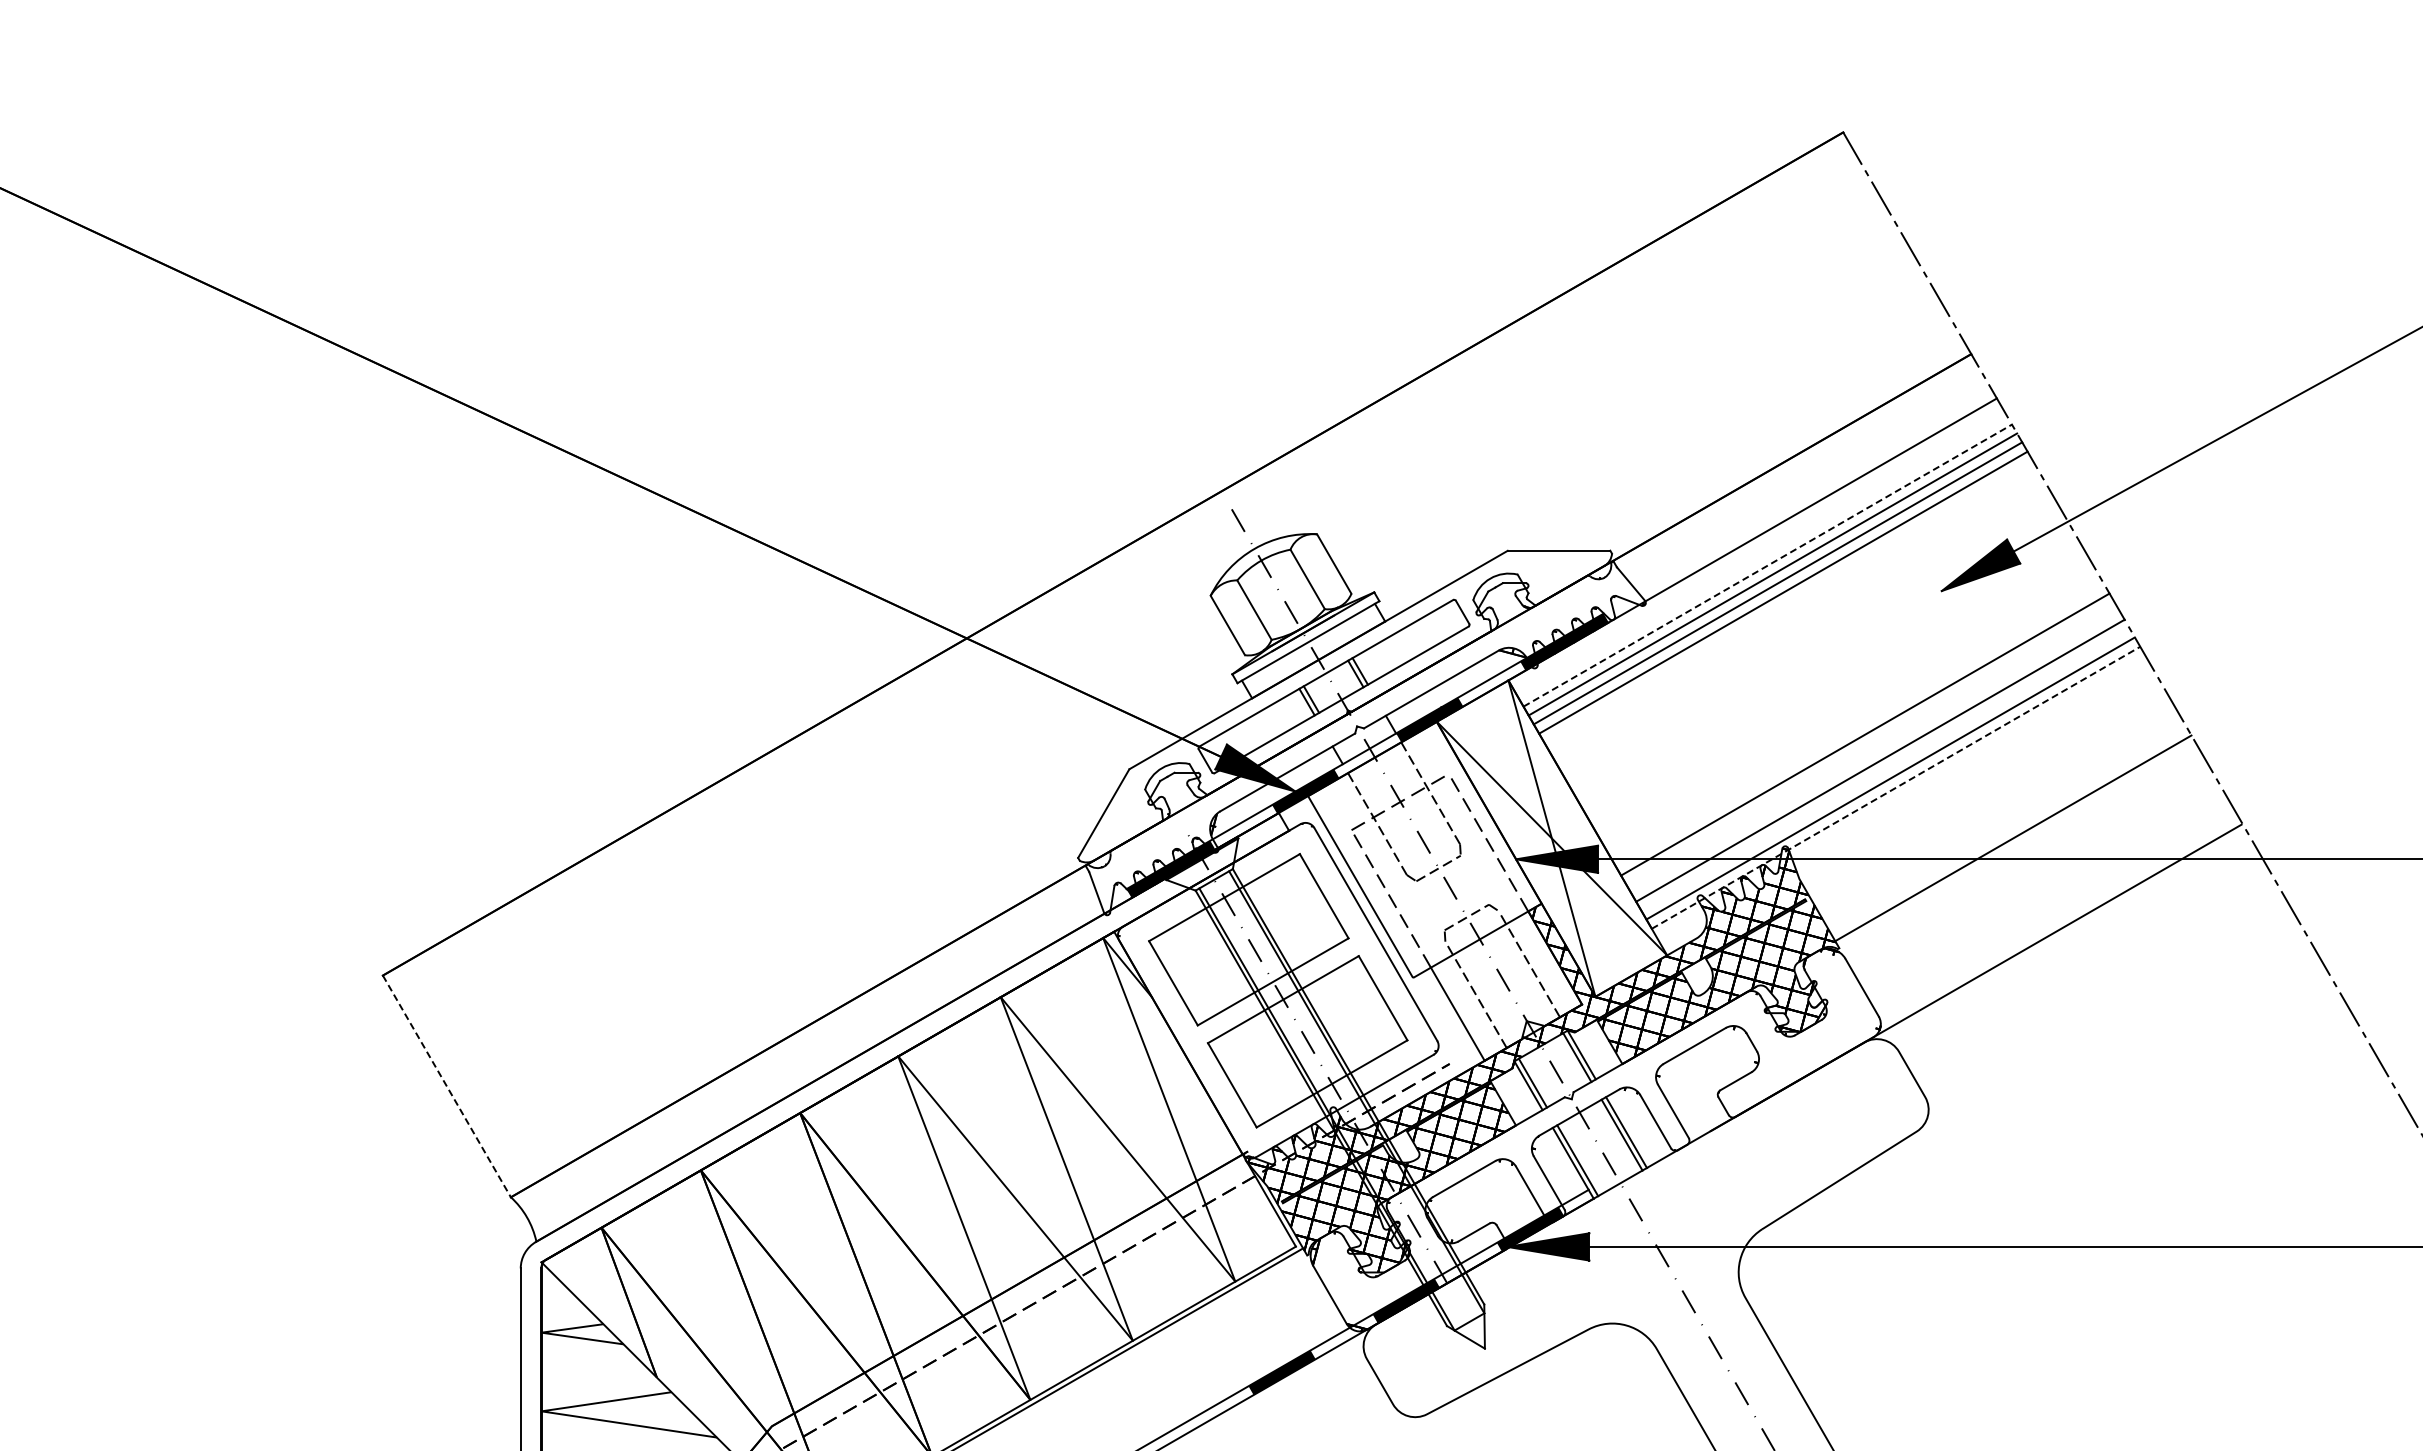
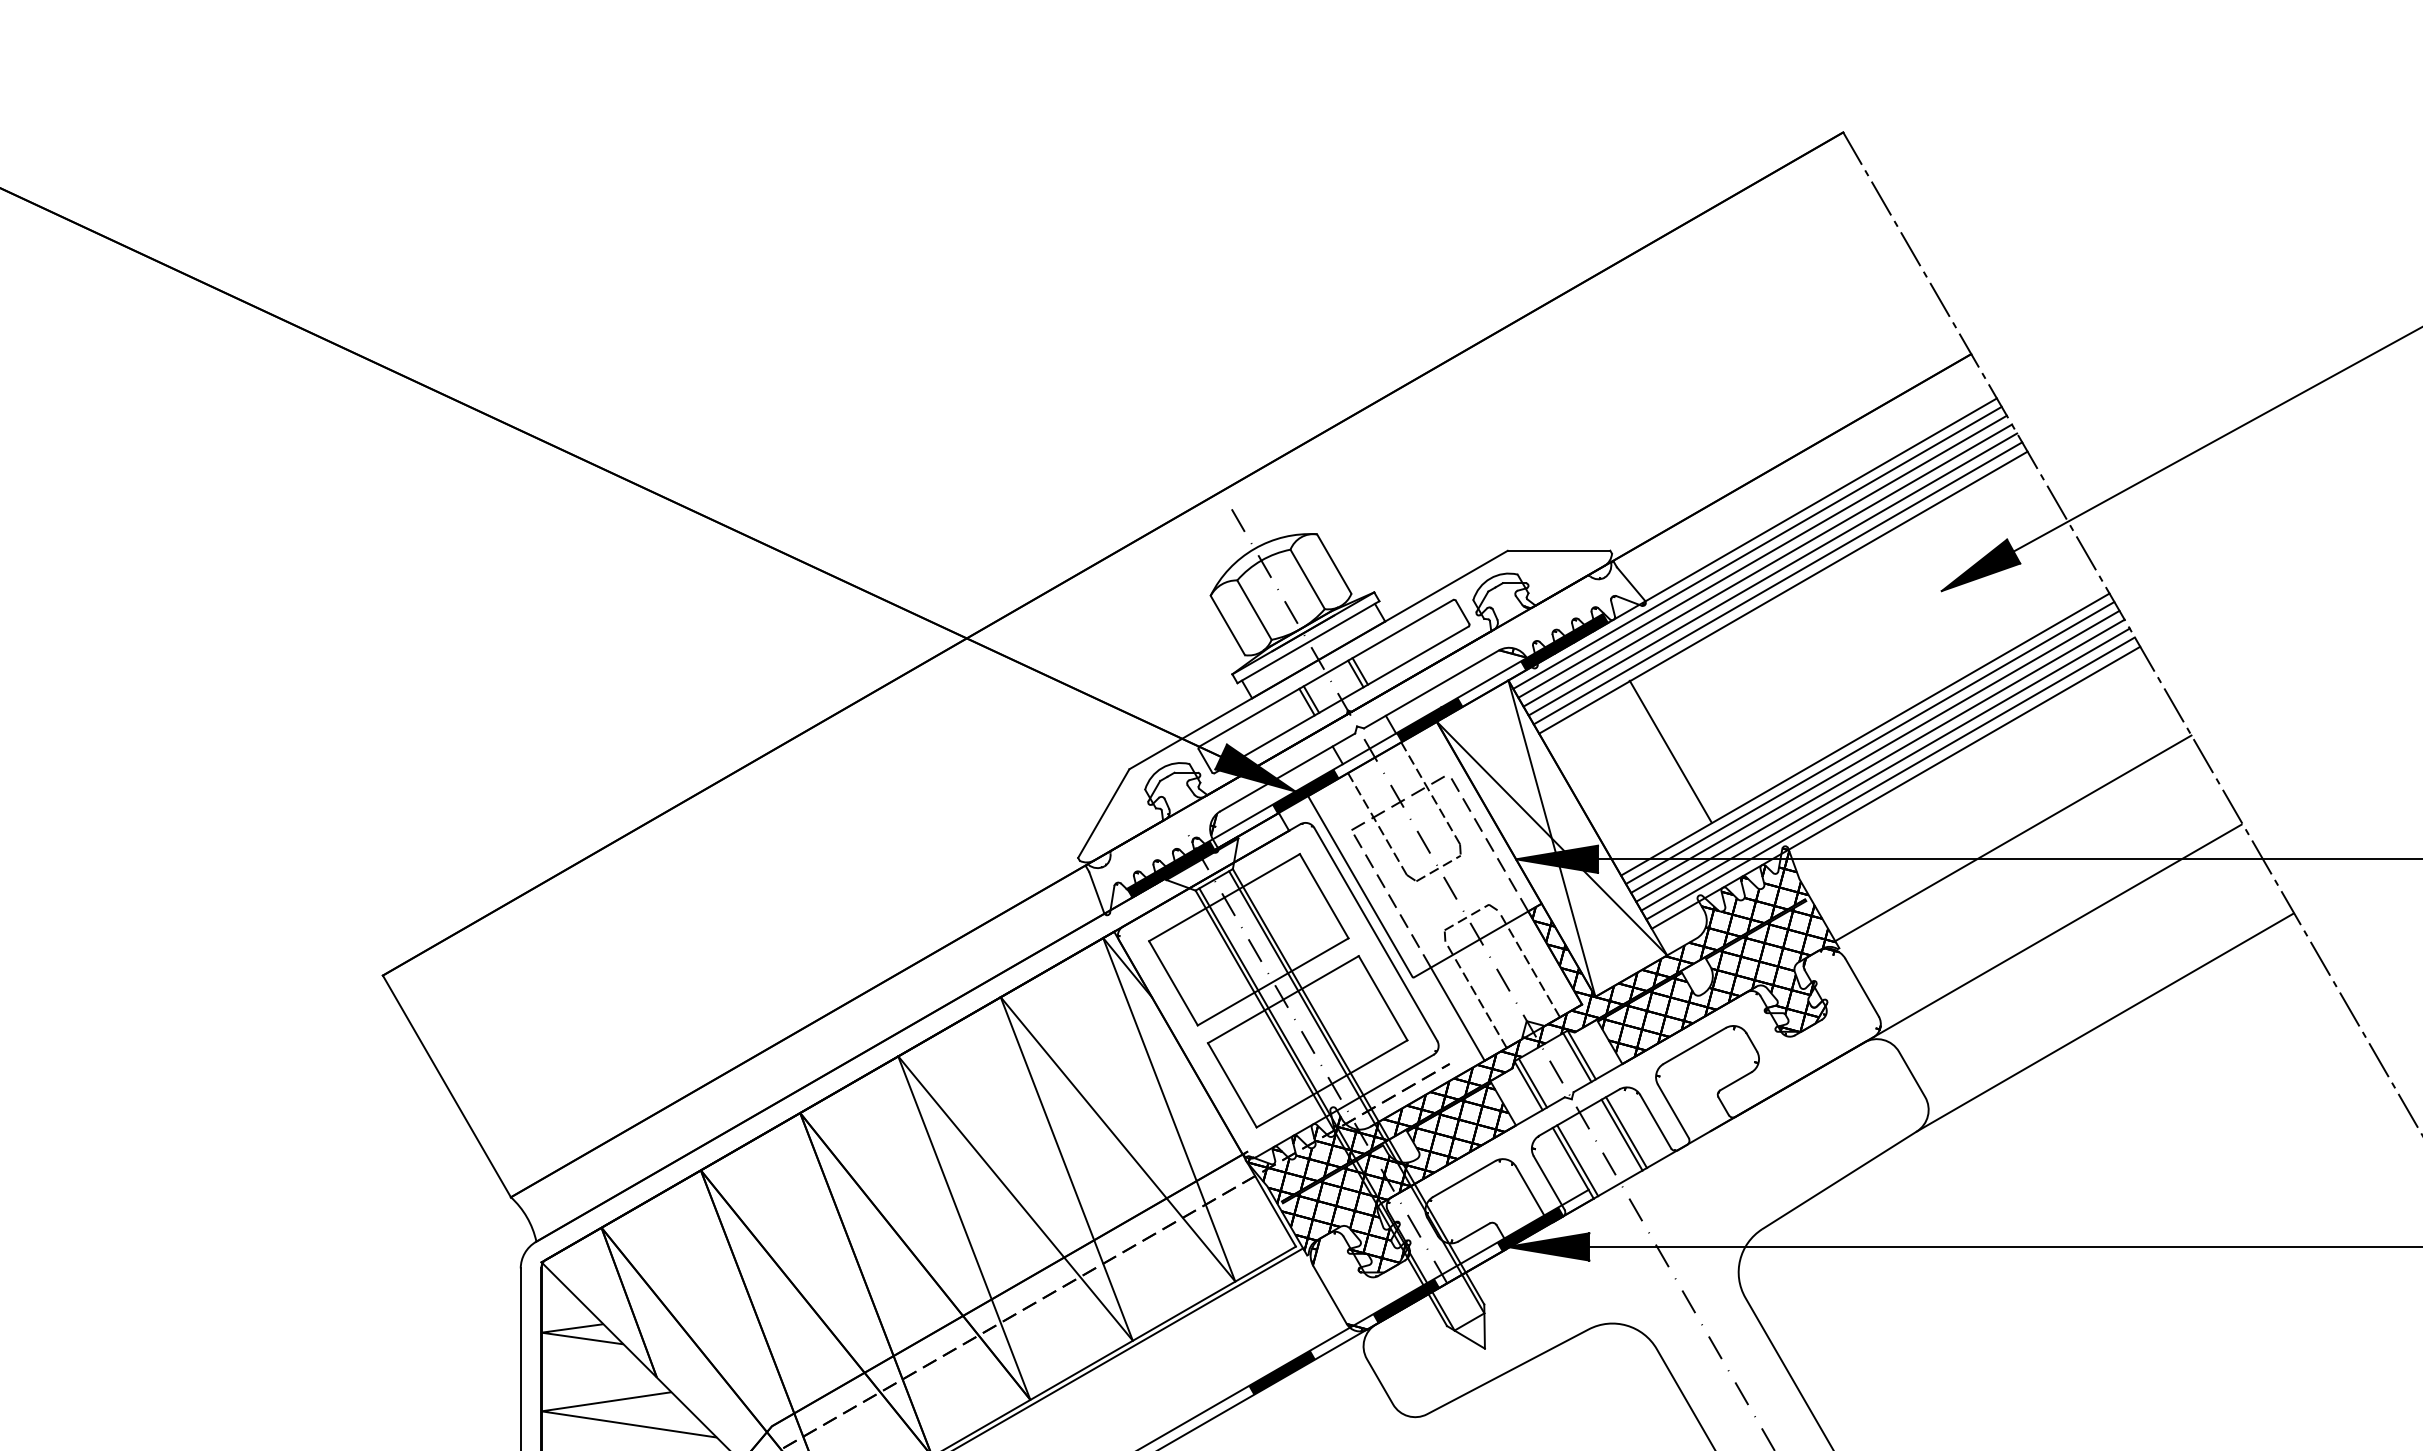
line: none -> present (1757, 547)
line: none -> present (1762, 556)
line: dashed -> solid (1767, 565)
line: none -> present (1869, 743)
line: none -> present (1670, 751)
line: none -> present (1875, 751)
line: none -> present (1885, 769)
line: dashed -> solid (1896, 787)
line: none -> present (2104, 1022)
line: dashed -> solid (447, 1086)
